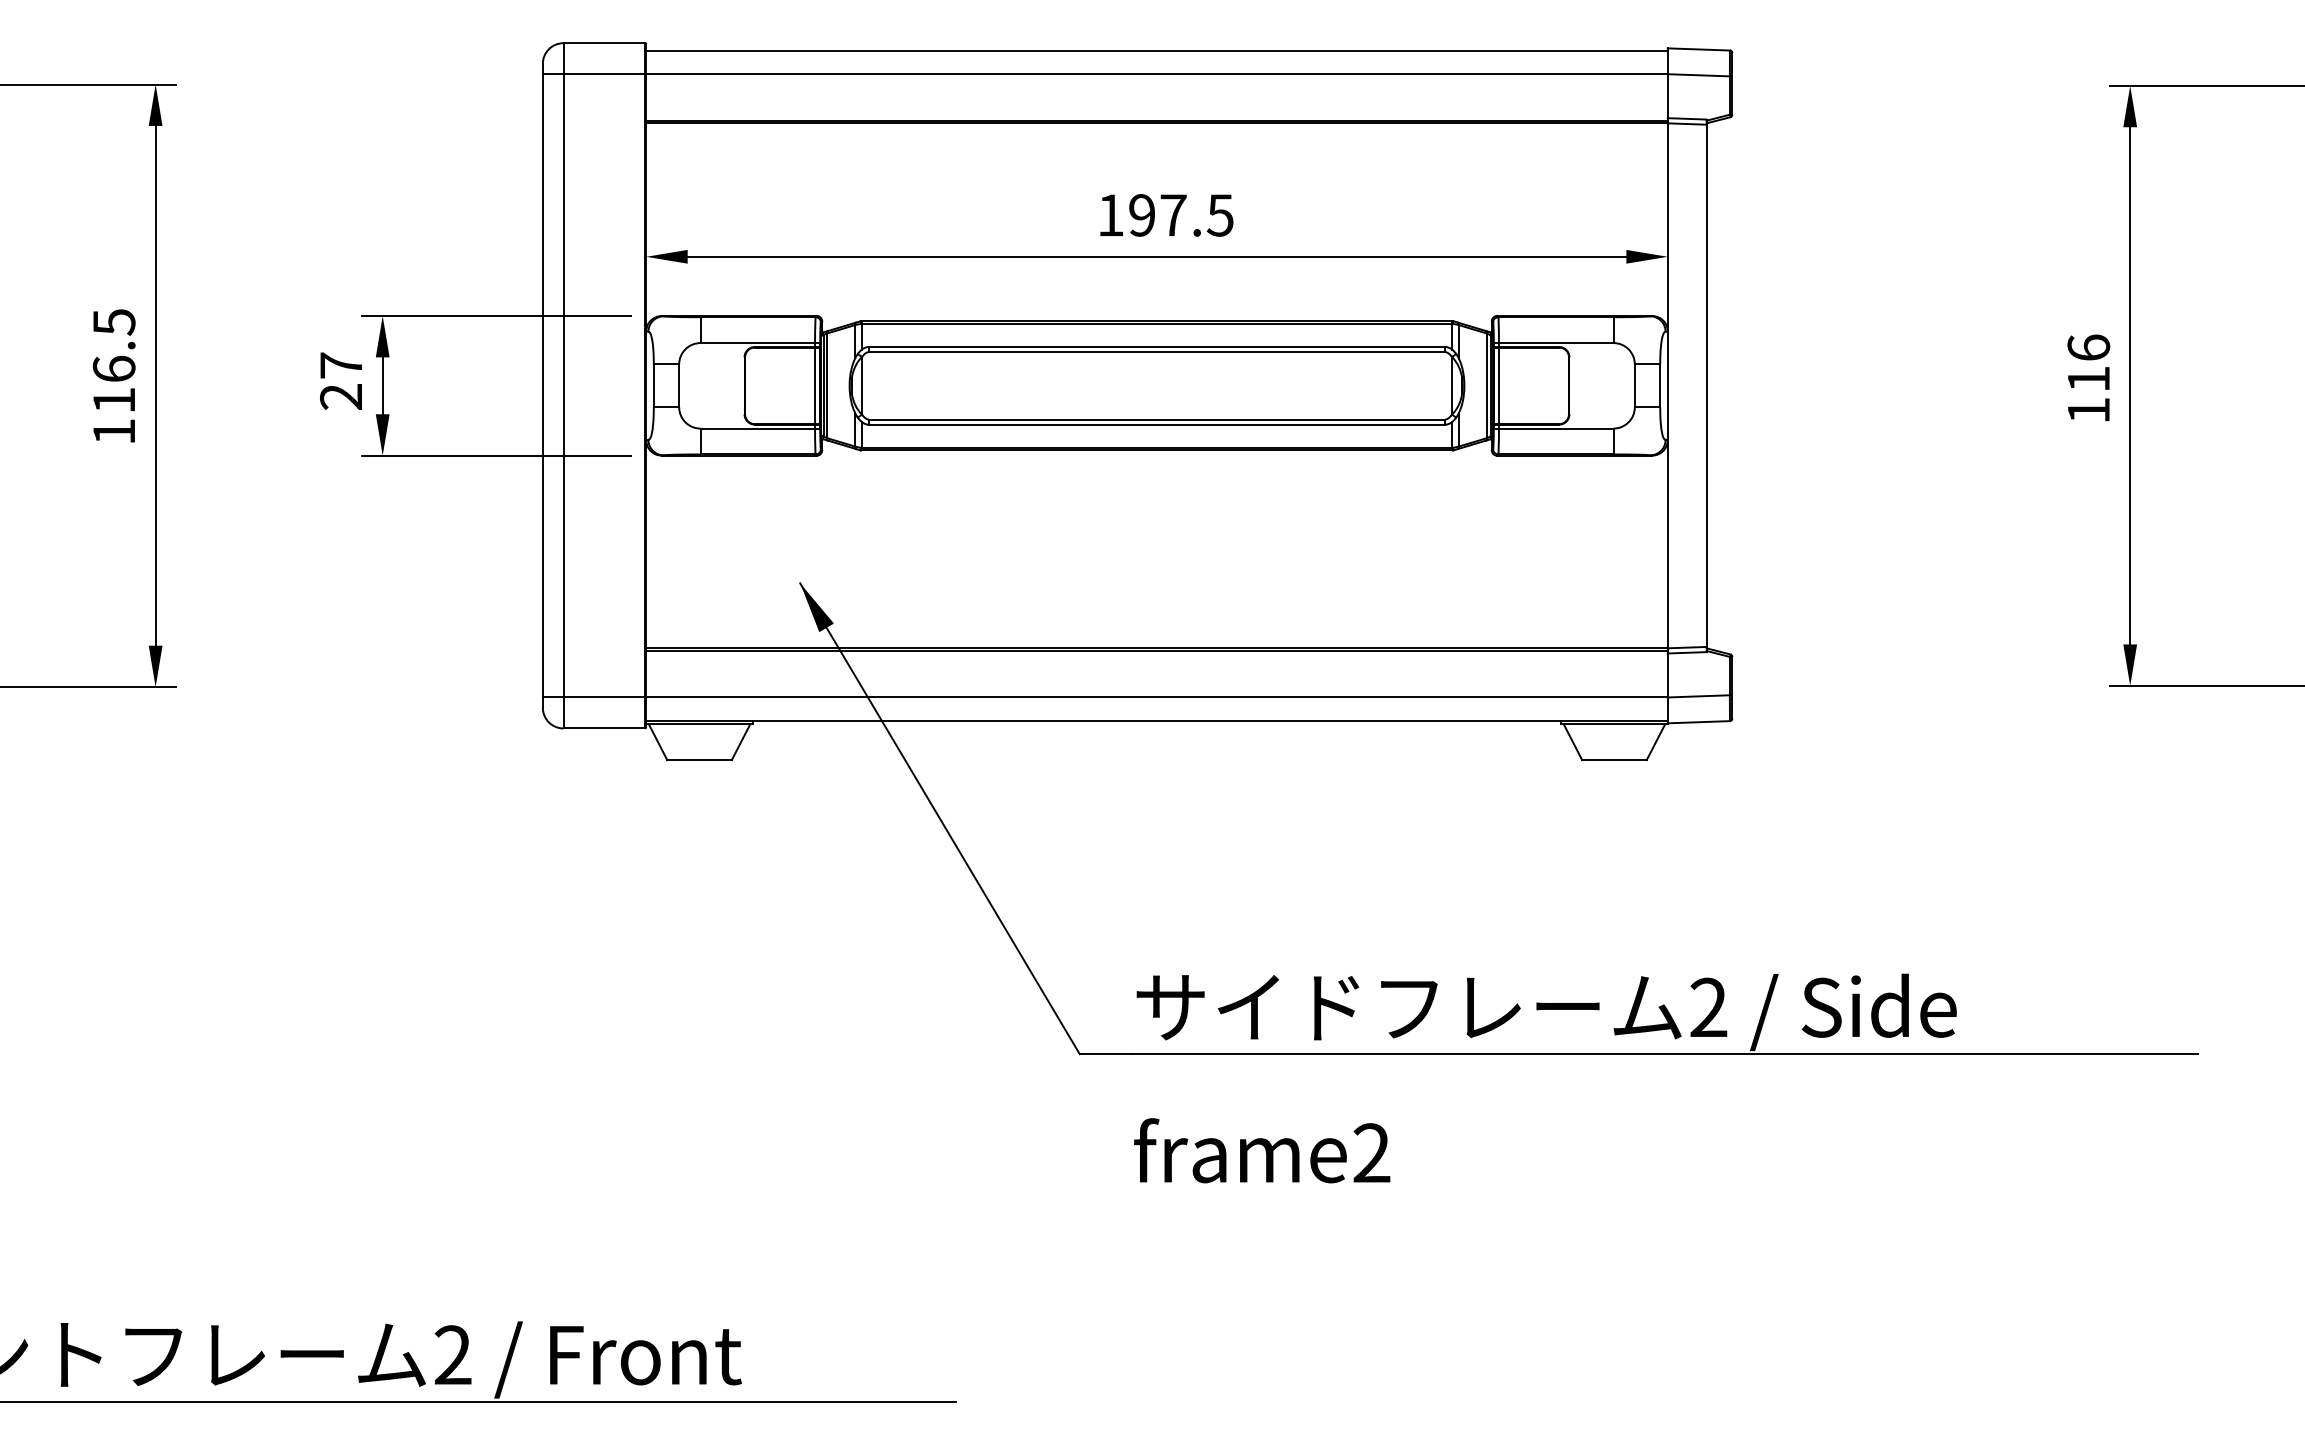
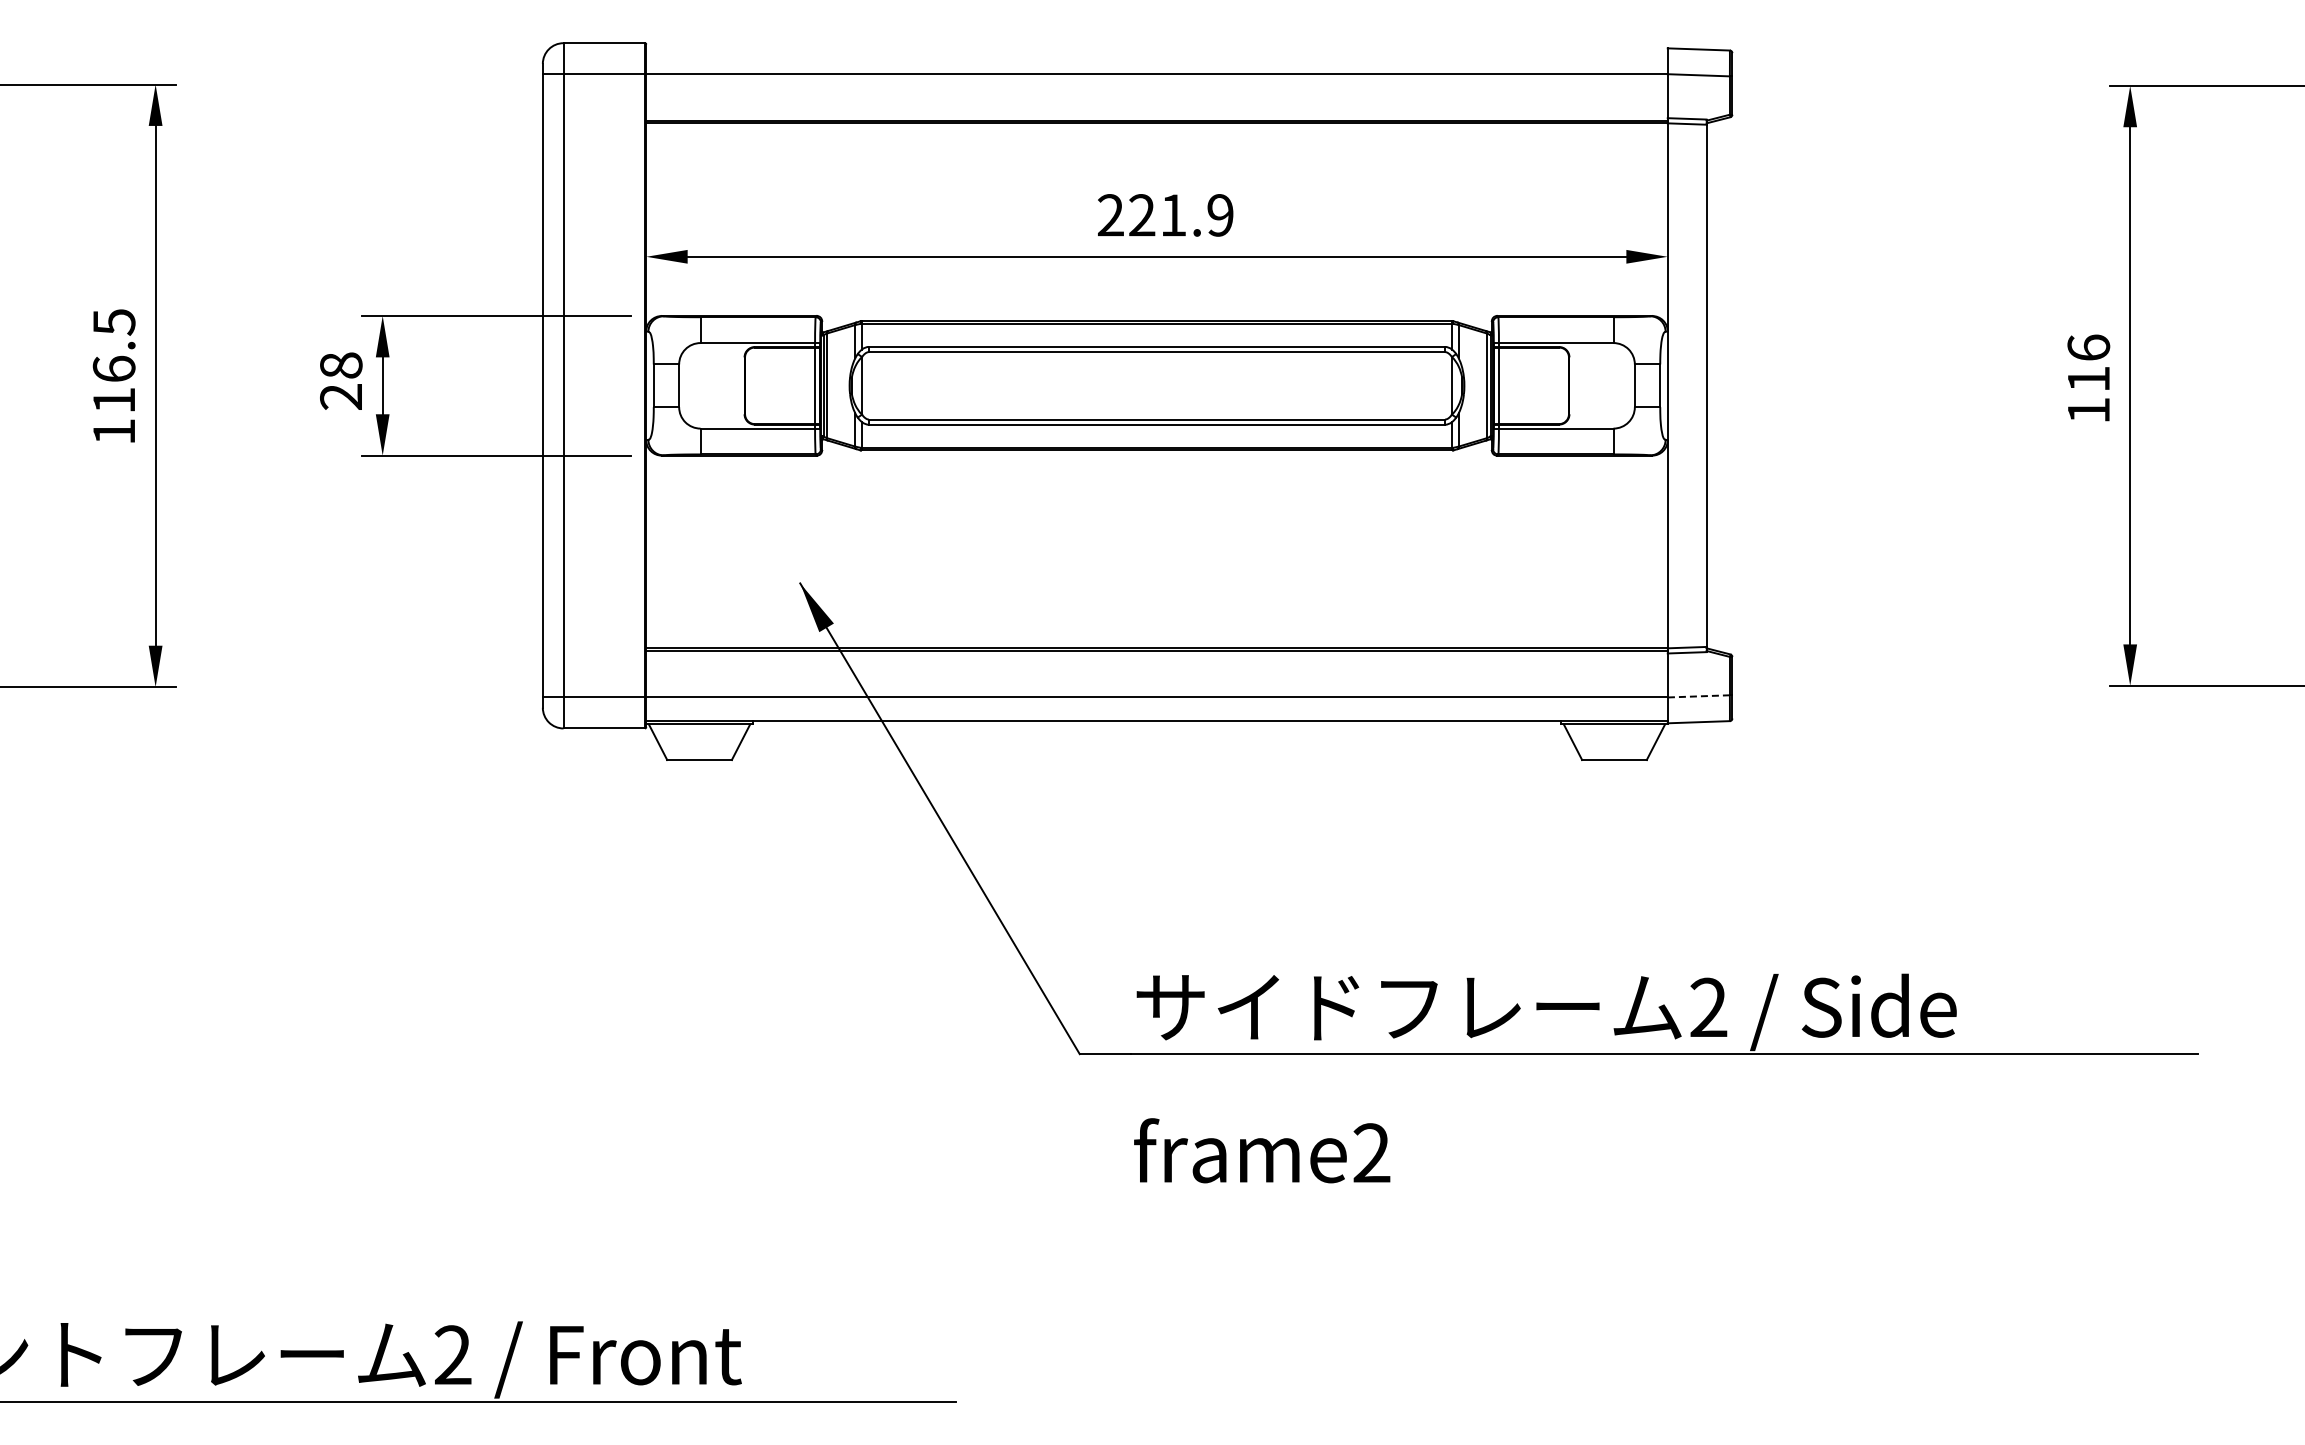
line: present -> none (1156, 50)
text: 197.5 -> 221.9 (1165, 215)
text: 27 -> 28 (341, 365)
line: solid -> dashed (1698, 696)
